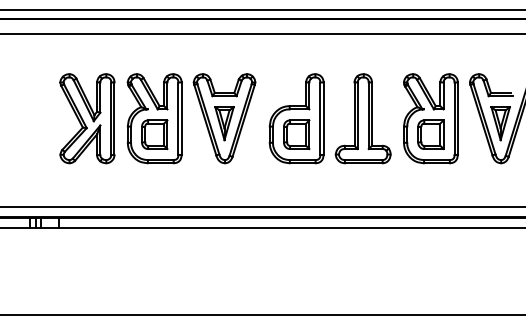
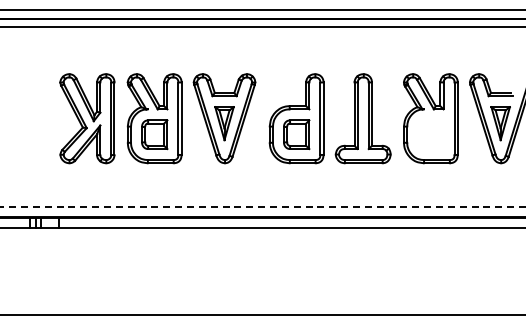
line position: (262, 34) -> (262, 27) (262, 27)
part: present -> none (430, 134)
line: solid -> dashed (263, 207)
